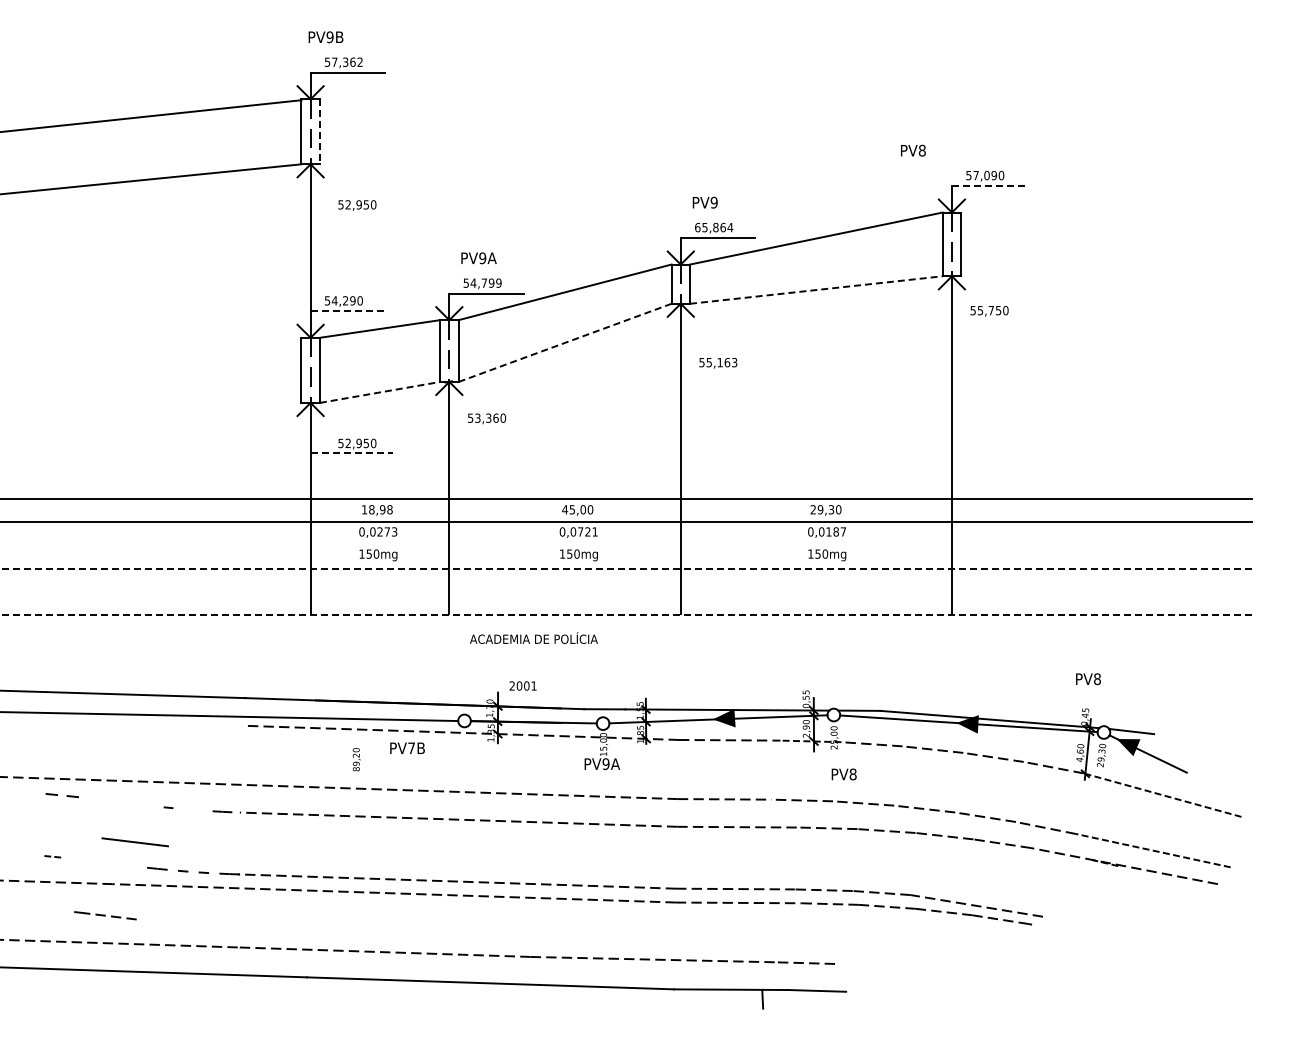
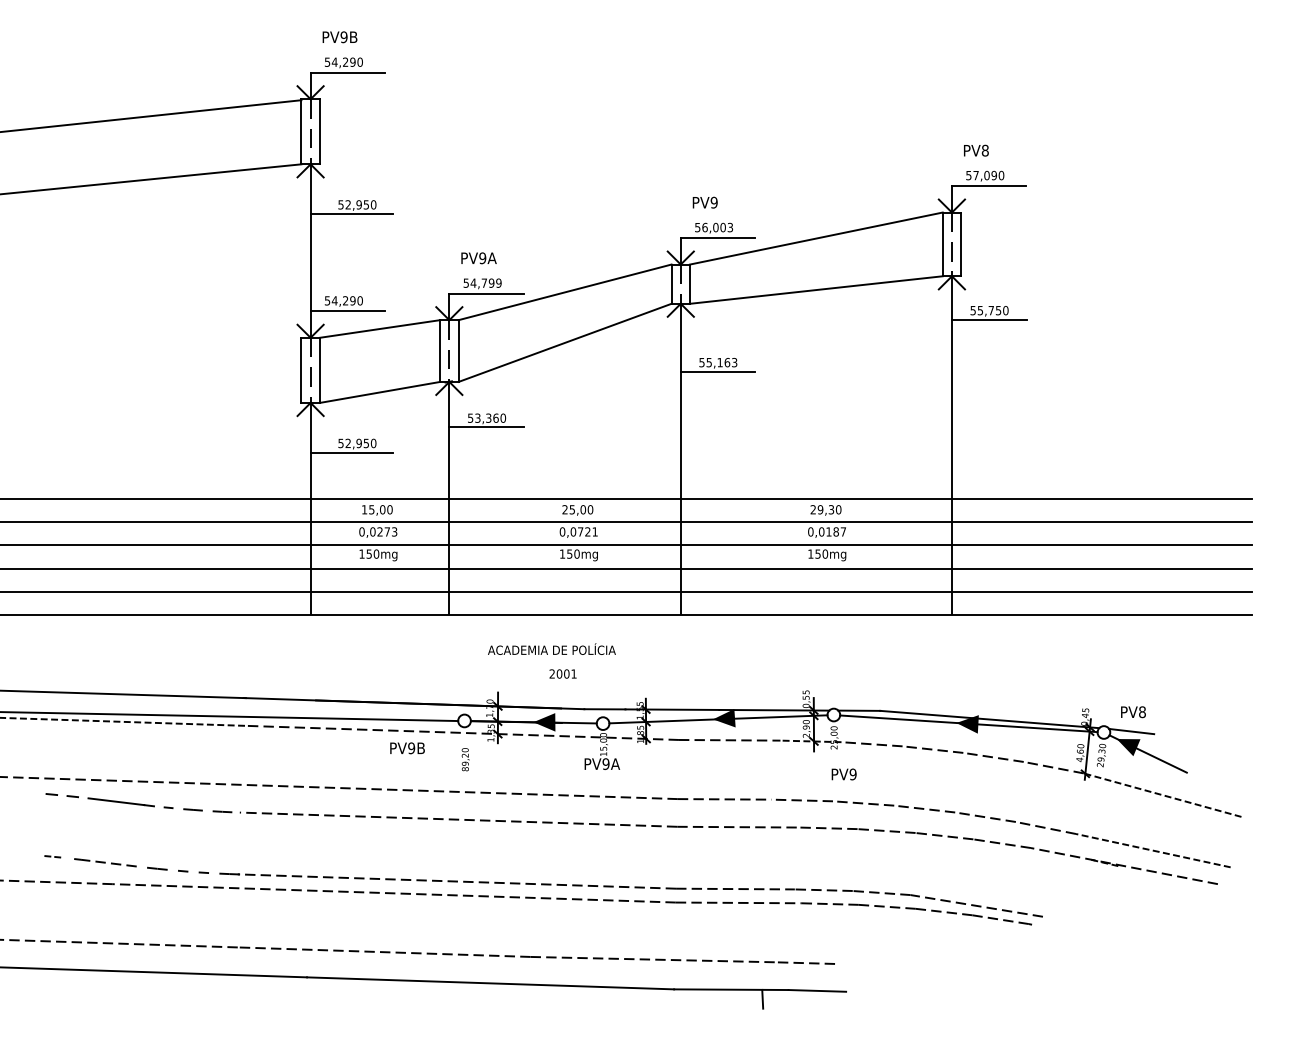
text position: (325, 37) -> (339, 37) (339, 37)
text: 57,362 -> 54,290 (346, 61)
line: dashed -> solid (319, 131)
text position: (913, 150) -> (976, 150) (976, 150)
line: dashed -> solid (989, 186)
line: none -> present (351, 214)
text: 65,864 -> 56,003 (714, 227)
line: dashed -> solid (816, 290)
line: dashed -> solid (348, 311)
line: none -> present (988, 319)
line: dashed -> solid (565, 342)
line: none -> present (717, 371)
line: dashed -> solid (380, 392)
line: none -> present (486, 427)
line: dashed -> solid (352, 453)
text: 18,98 -> 15,00 (380, 509)
text: 45,00 -> 25,00 (565, 509)
line: none -> present (627, 545)
line: dashed -> solid (626, 568)
line: none -> present (627, 591)
line: dashed -> solid (626, 614)
text position: (533, 637) -> (551, 648) (551, 648)
text position: (1088, 679) -> (1133, 712) (1133, 712)
text position: (522, 685) -> (562, 673) (562, 673)
line: none -> present (123, 721)
fill: none -> present (544, 722)
text: PV7B -> PV9B (411, 748)
text position: (356, 759) -> (465, 759) (465, 759)
text: PV8 -> PV9 (852, 774)
line: none -> present (192, 809)
line position: (134, 842) -> (120, 802) (120, 802)
part position: (105, 915) -> (105, 862) (105, 862)
